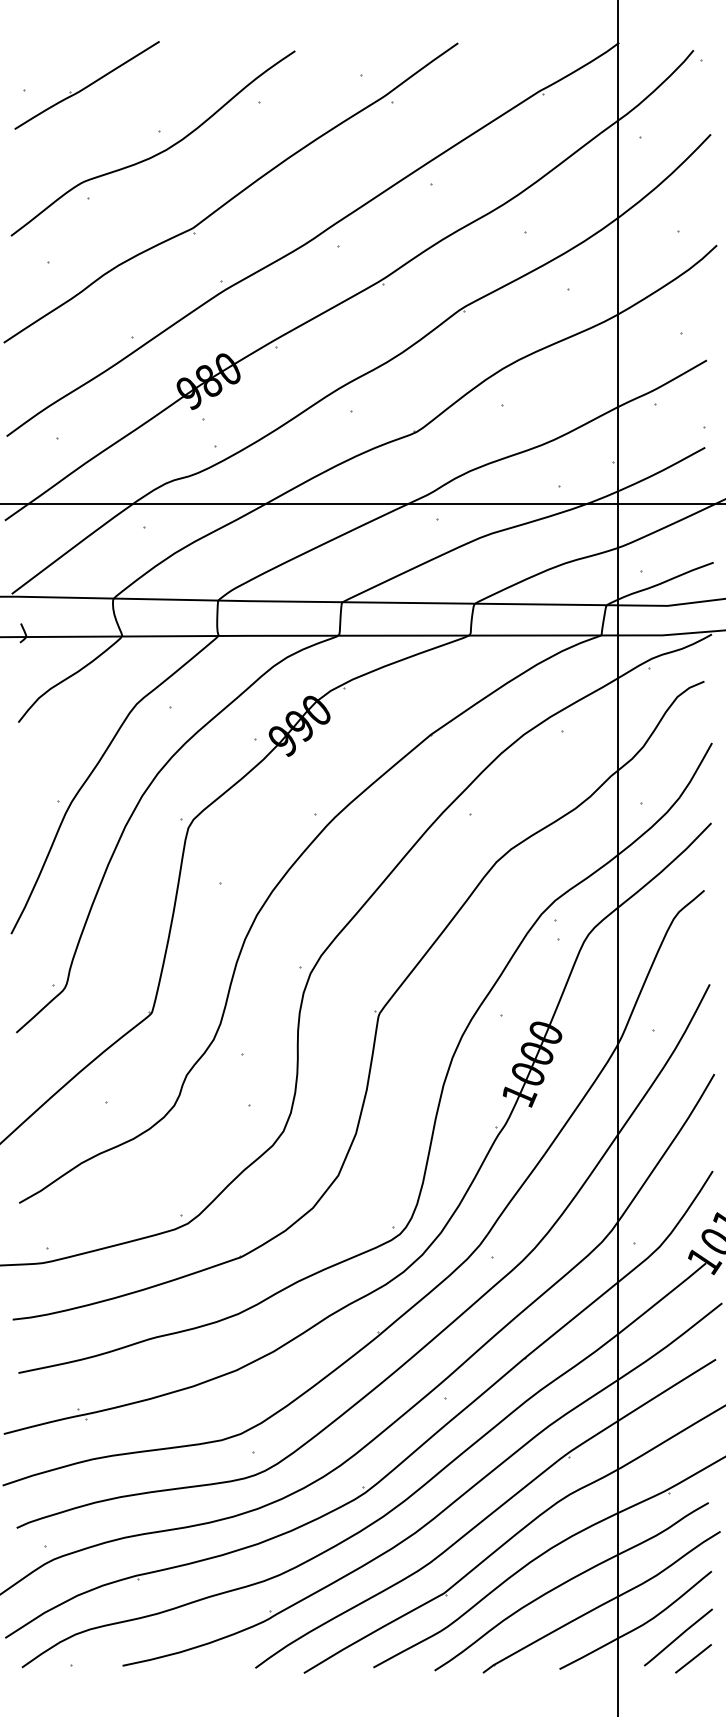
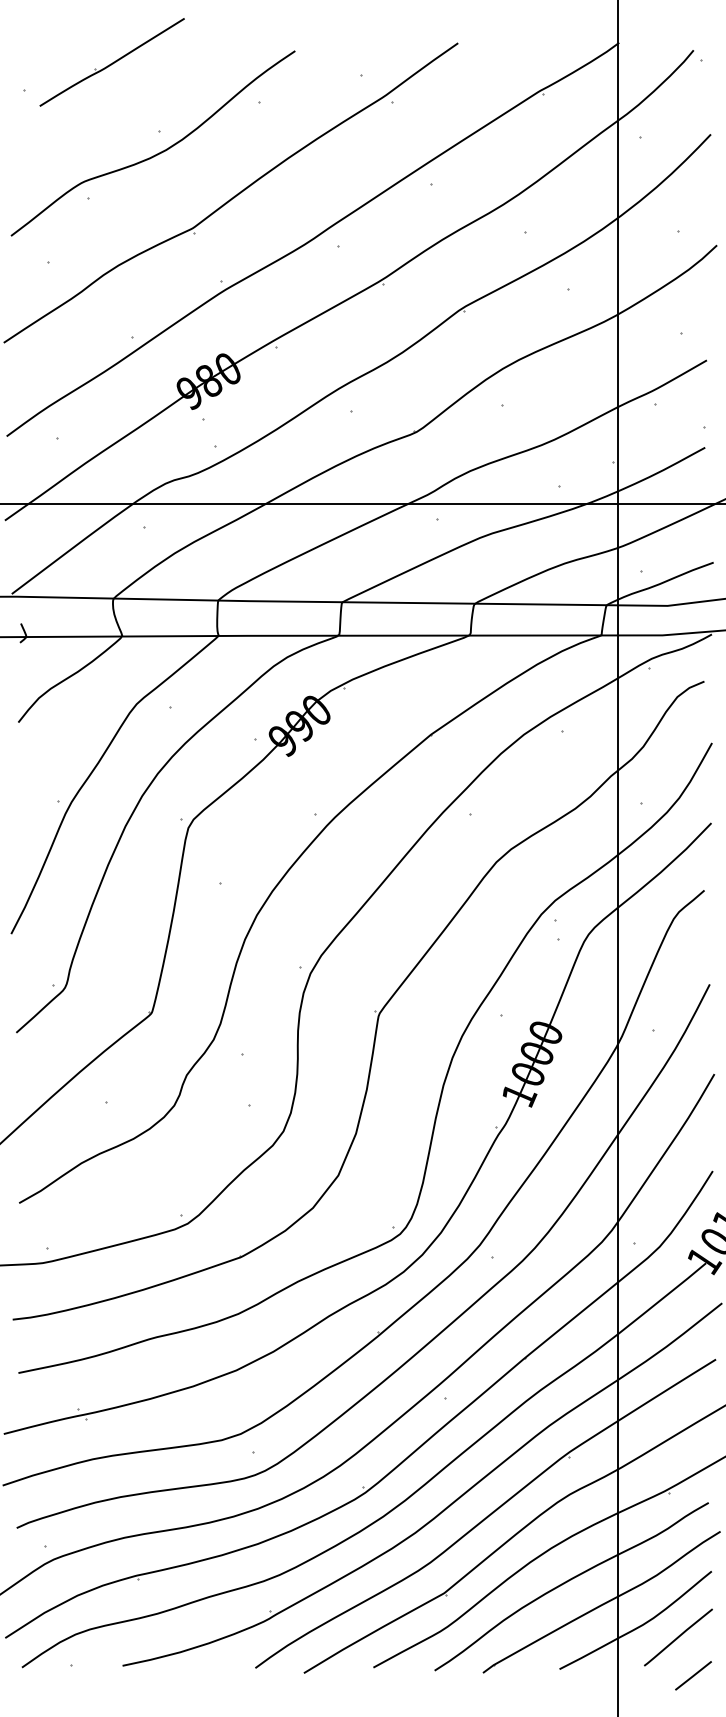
part position: (86, 85) -> (111, 62) (111, 62)
line position: (693, 1658) -> (693, 1675) (693, 1675)
